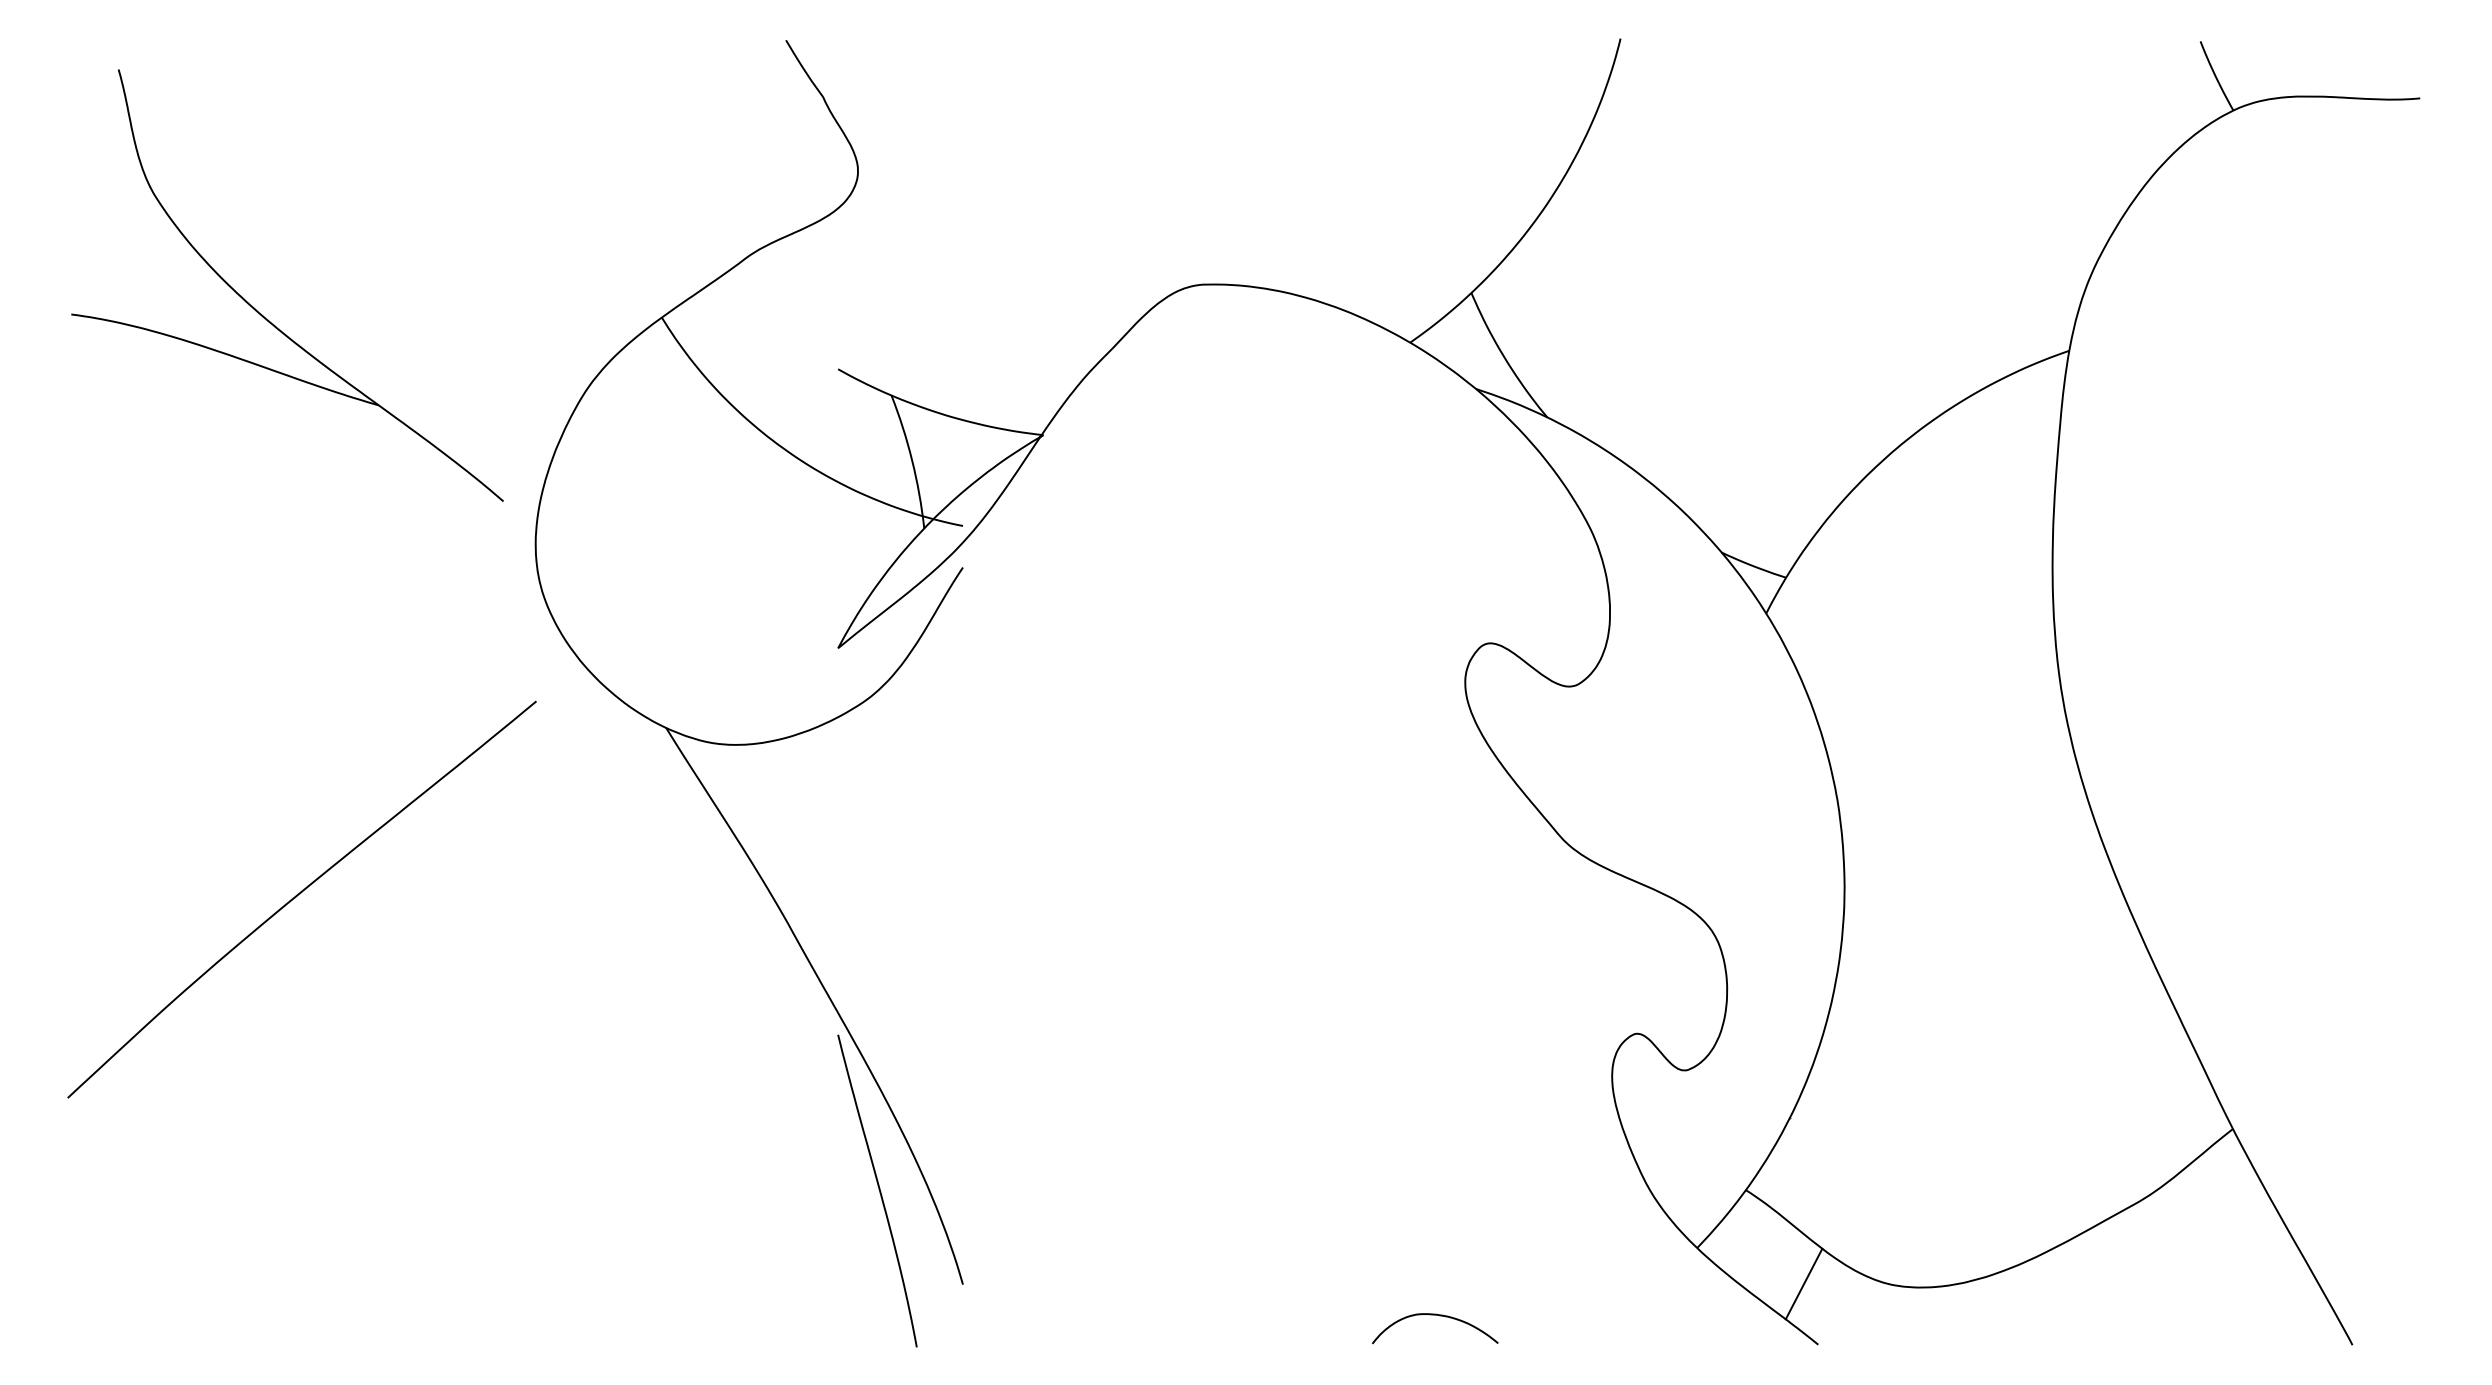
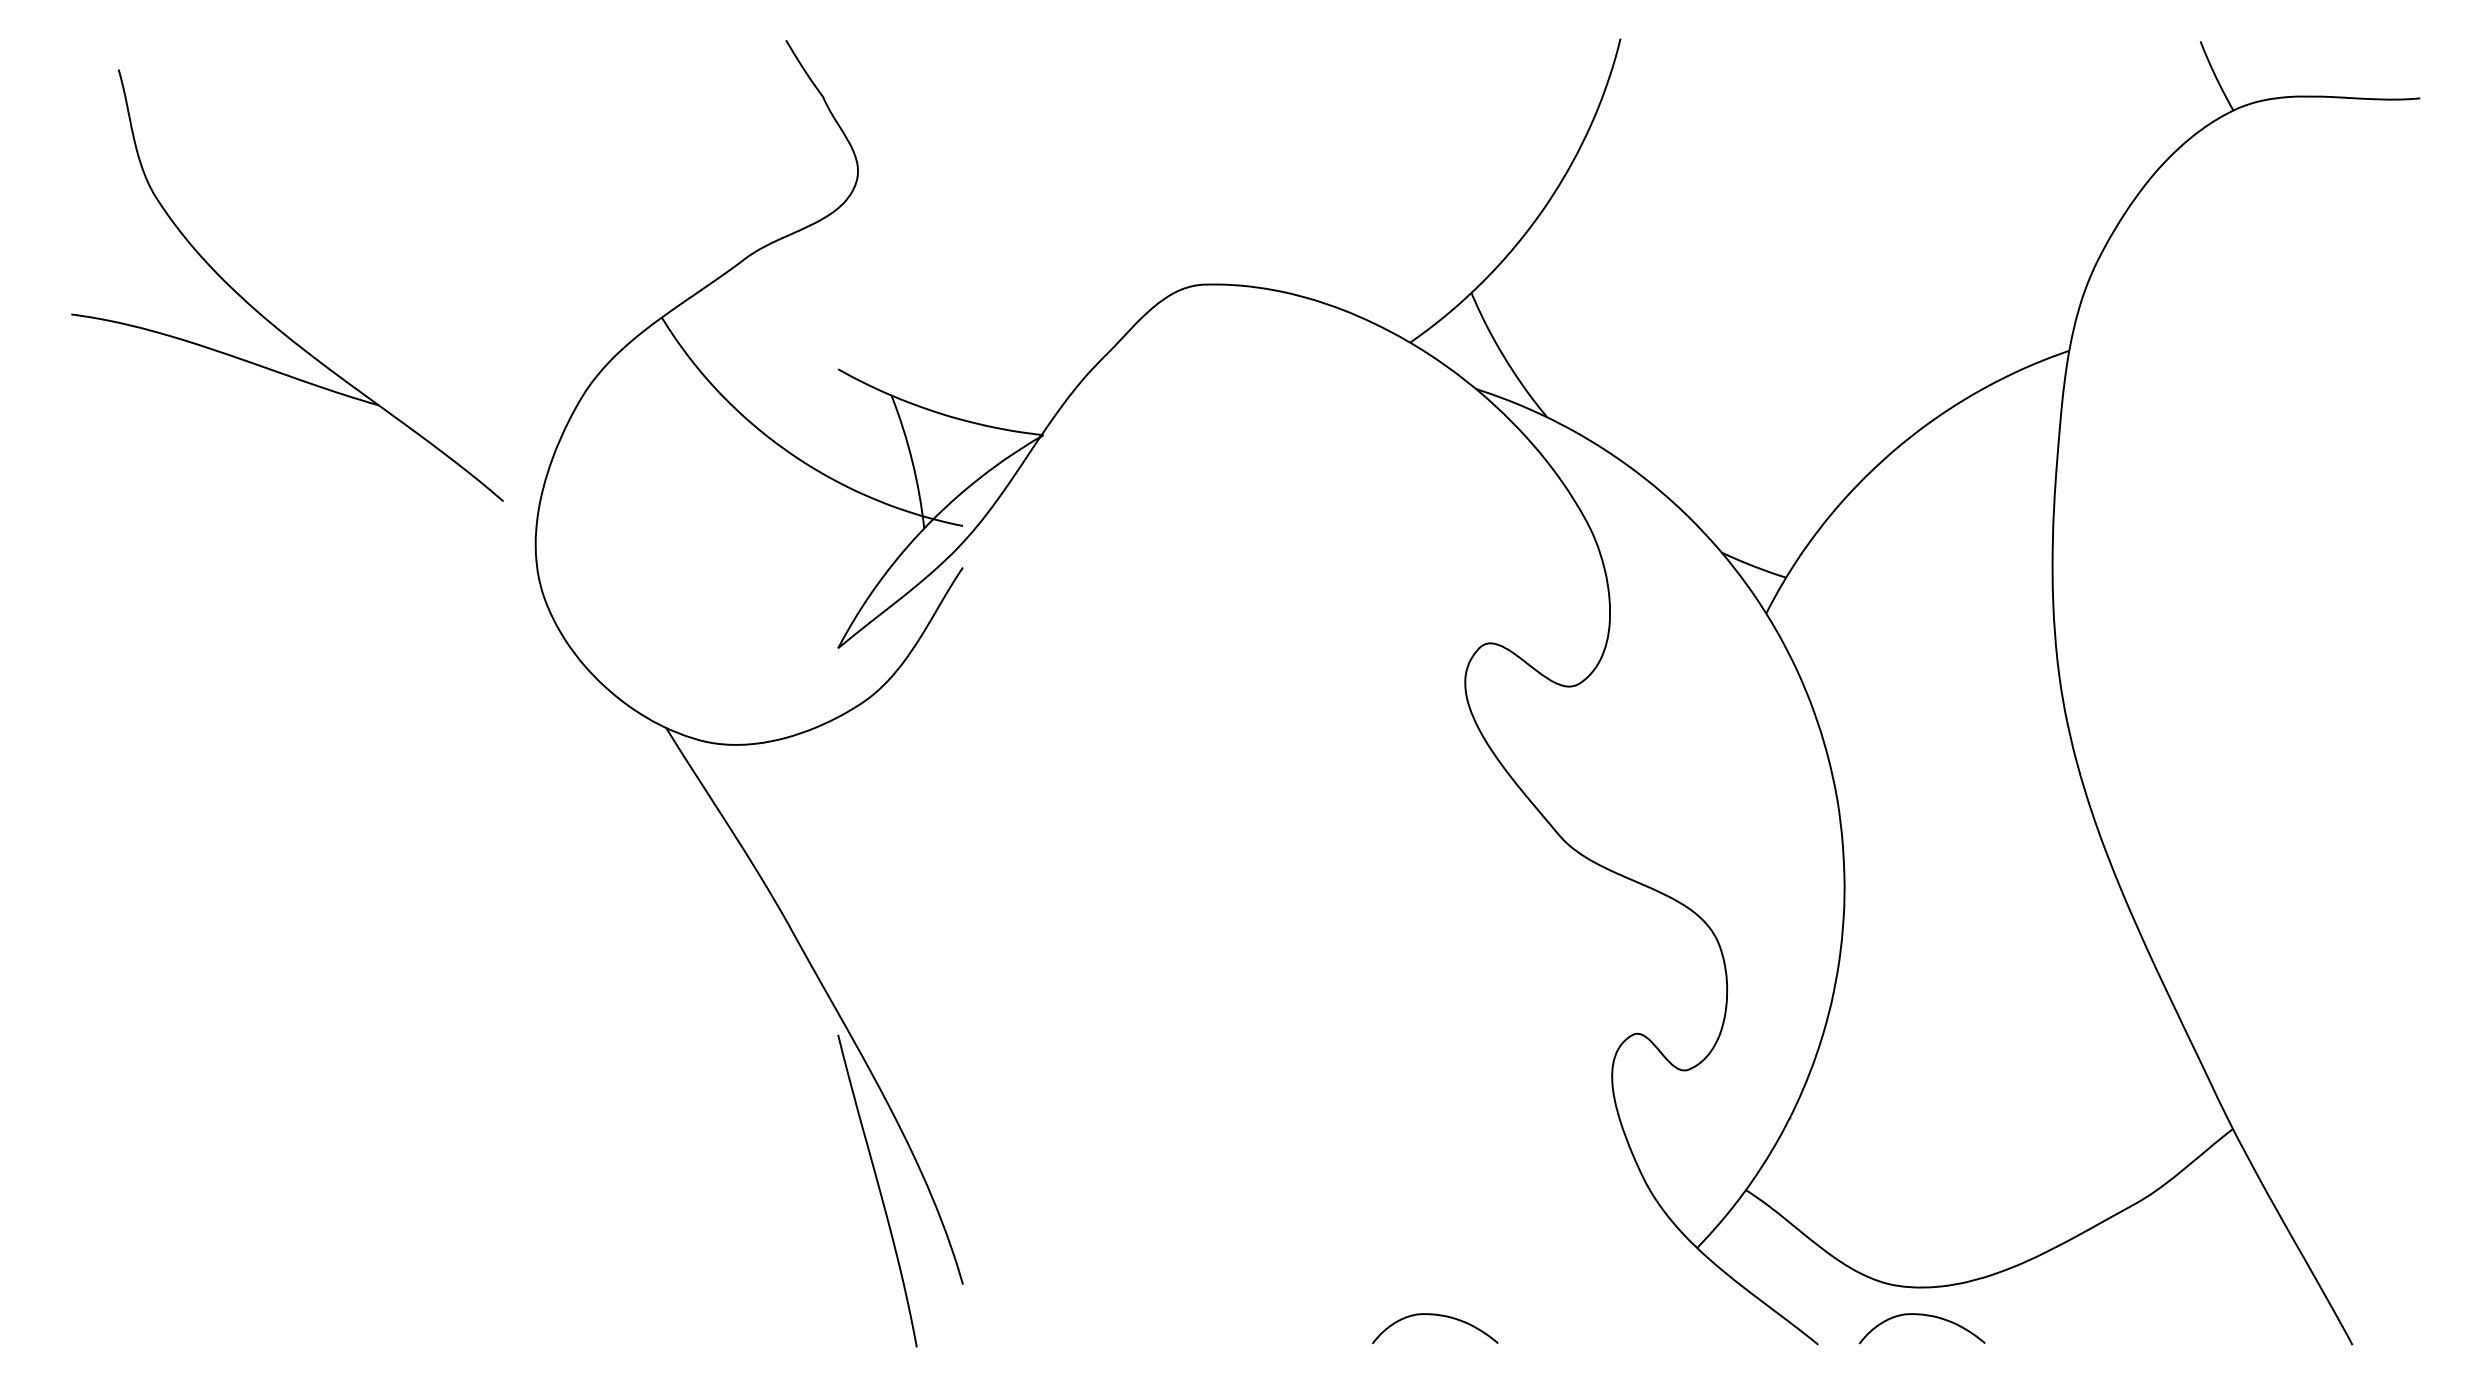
curve: present -> none (298, 895)
line: present -> none (1803, 1283)
curve: none -> present (1926, 1316)
